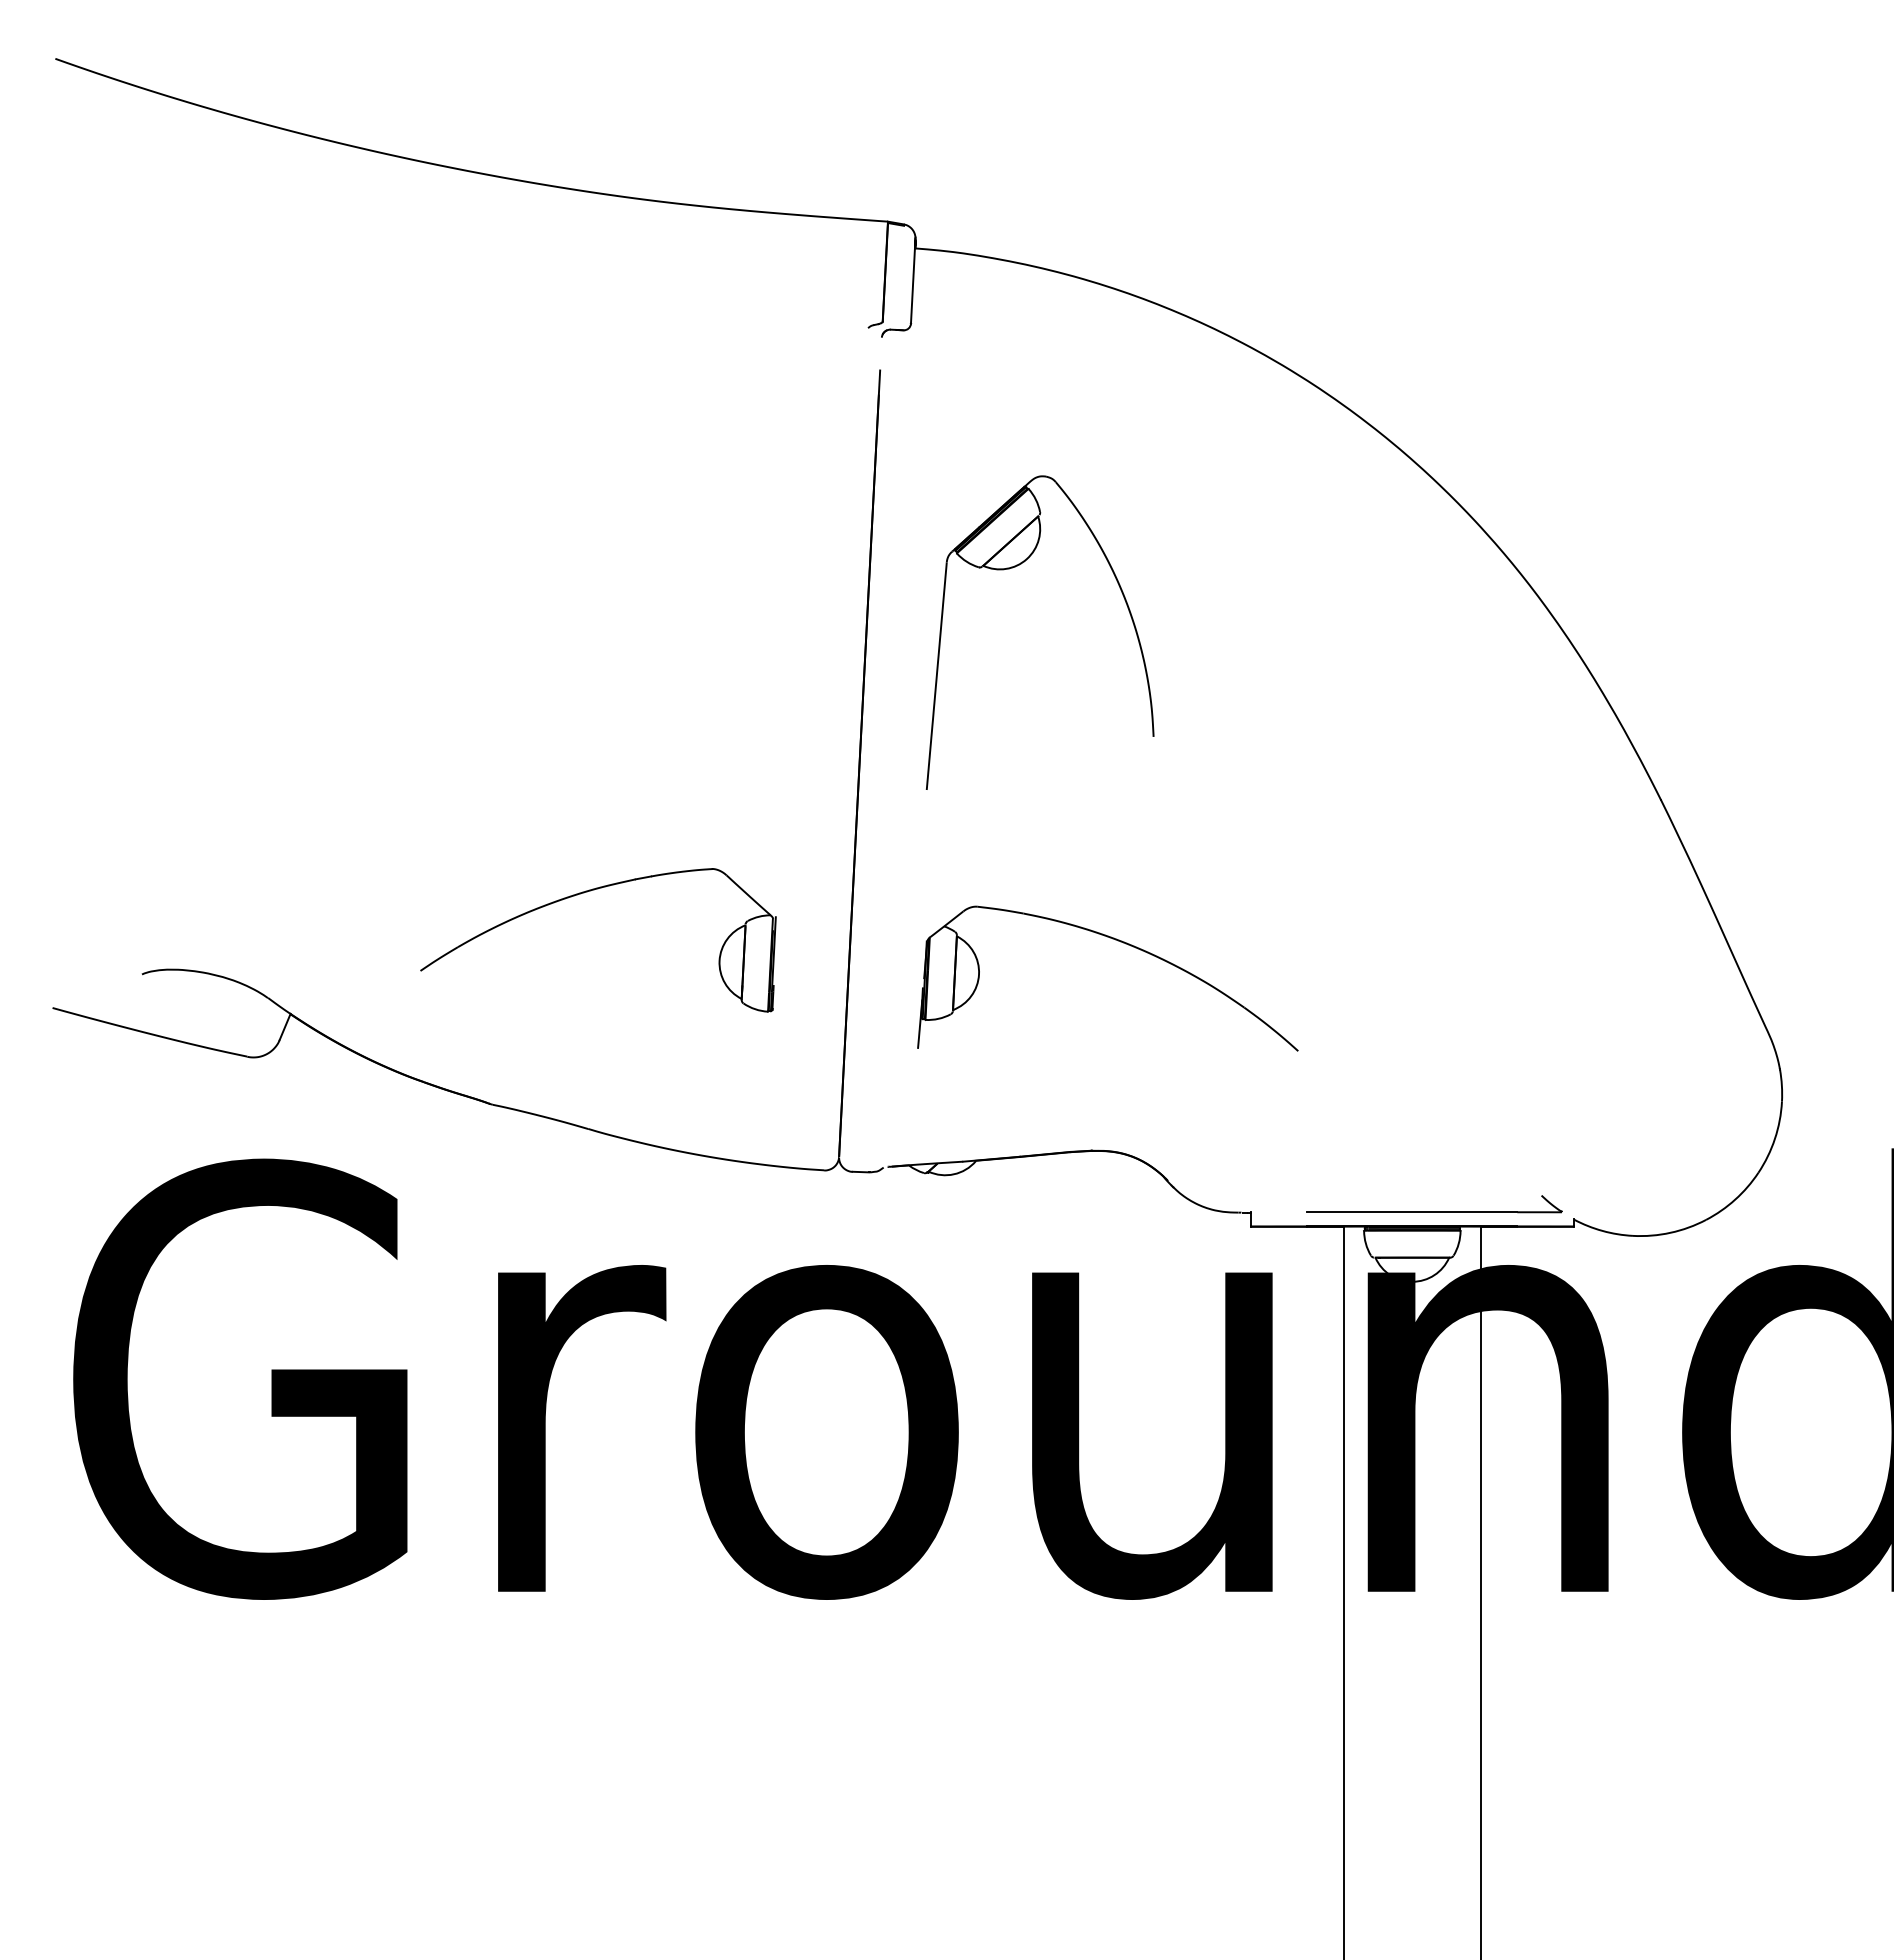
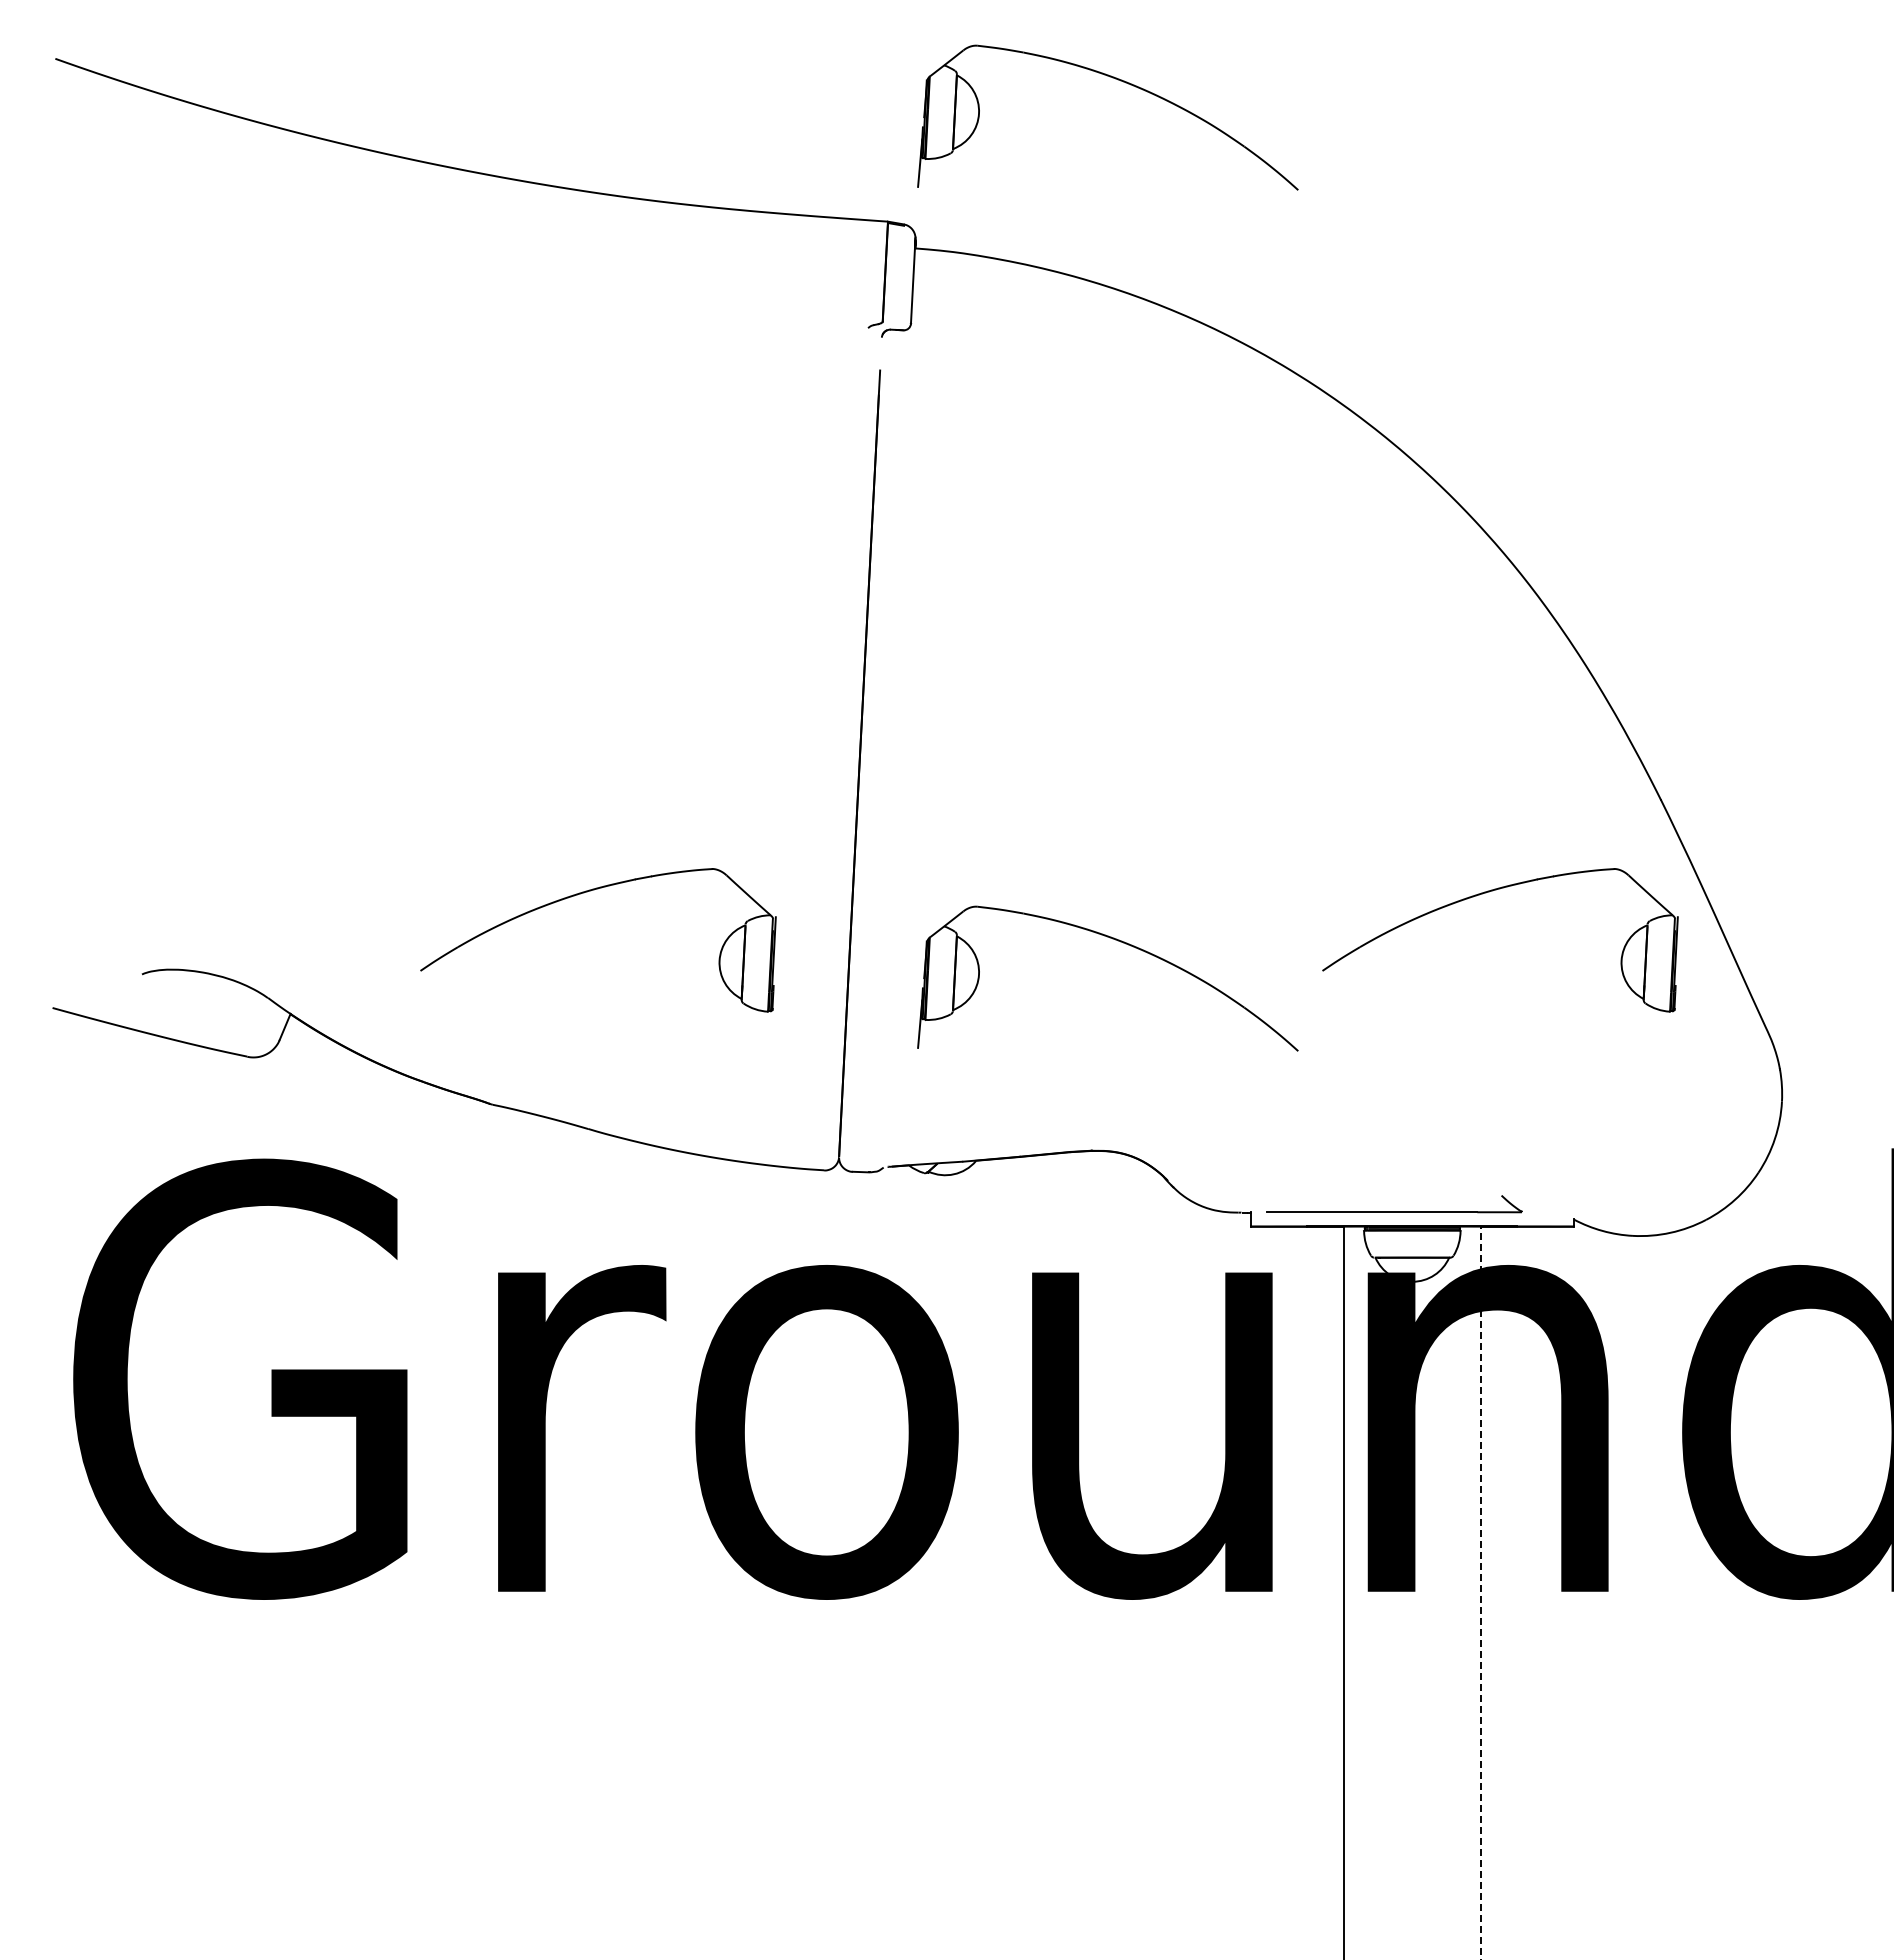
part: none -> present (1120, 81)
part: present -> none (1015, 567)
part: none -> present (1486, 893)
part position: (1434, 1211) -> (1394, 1211) (1394, 1211)
line: solid -> dashed (1480, 1592)
